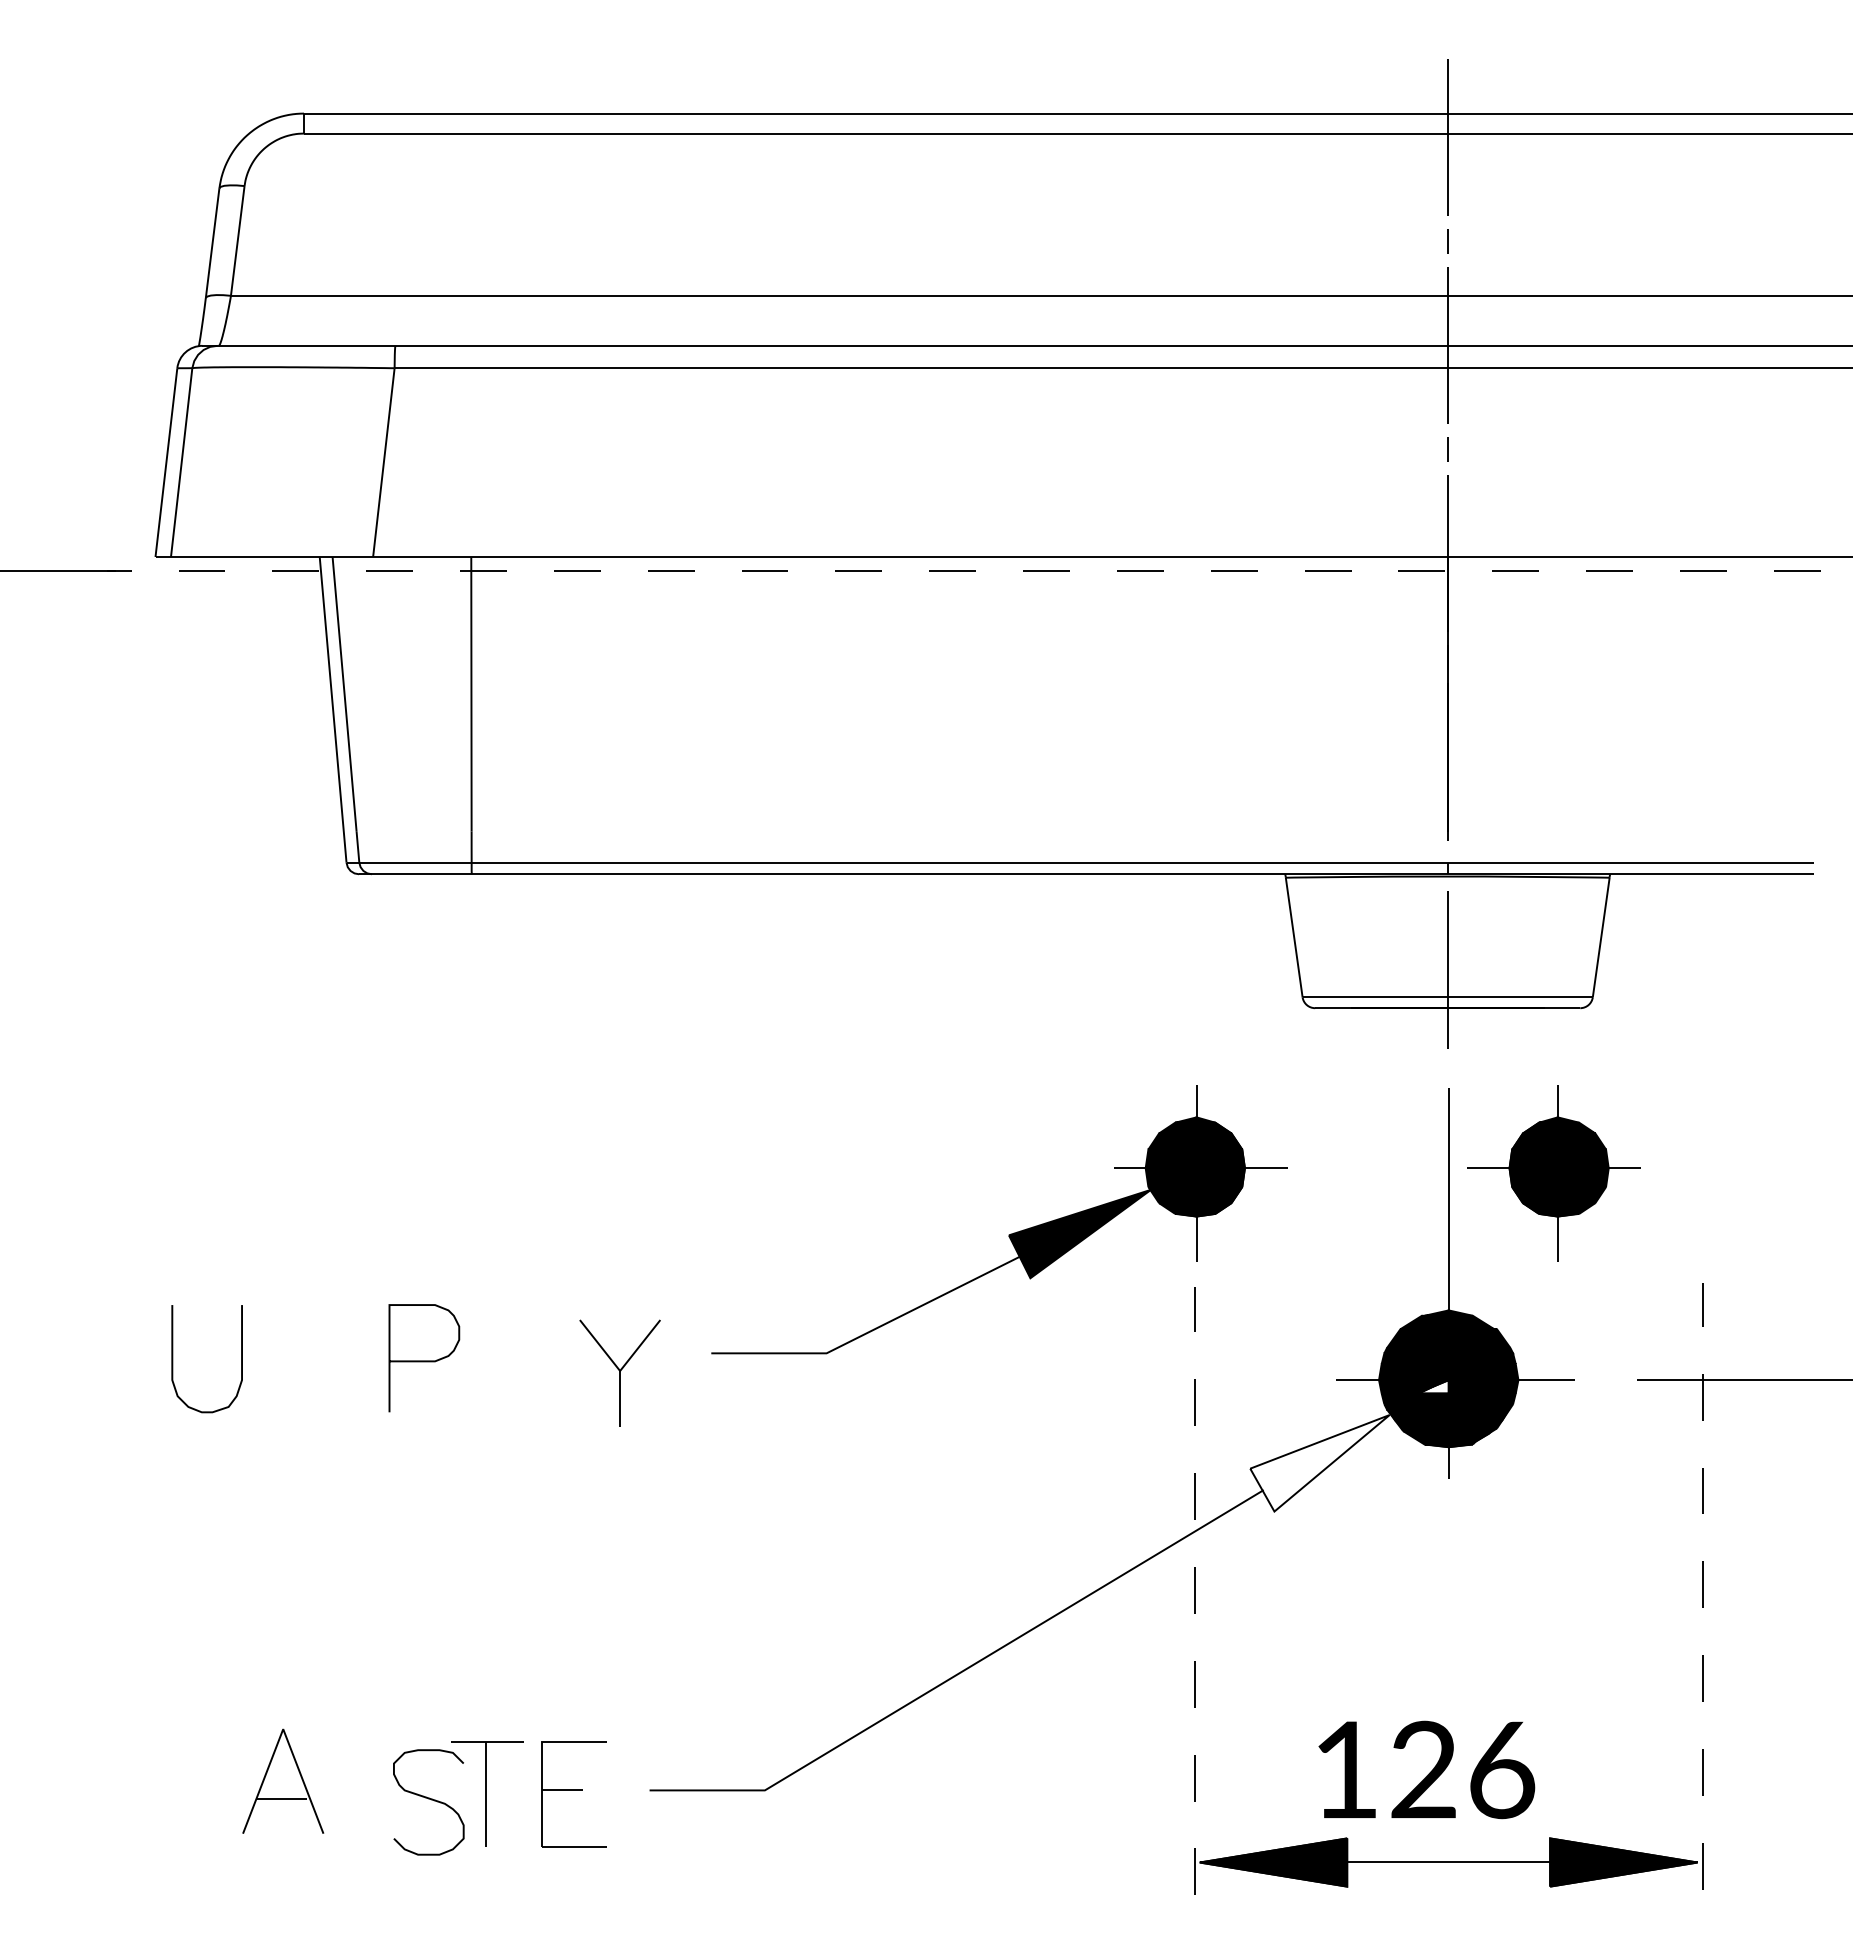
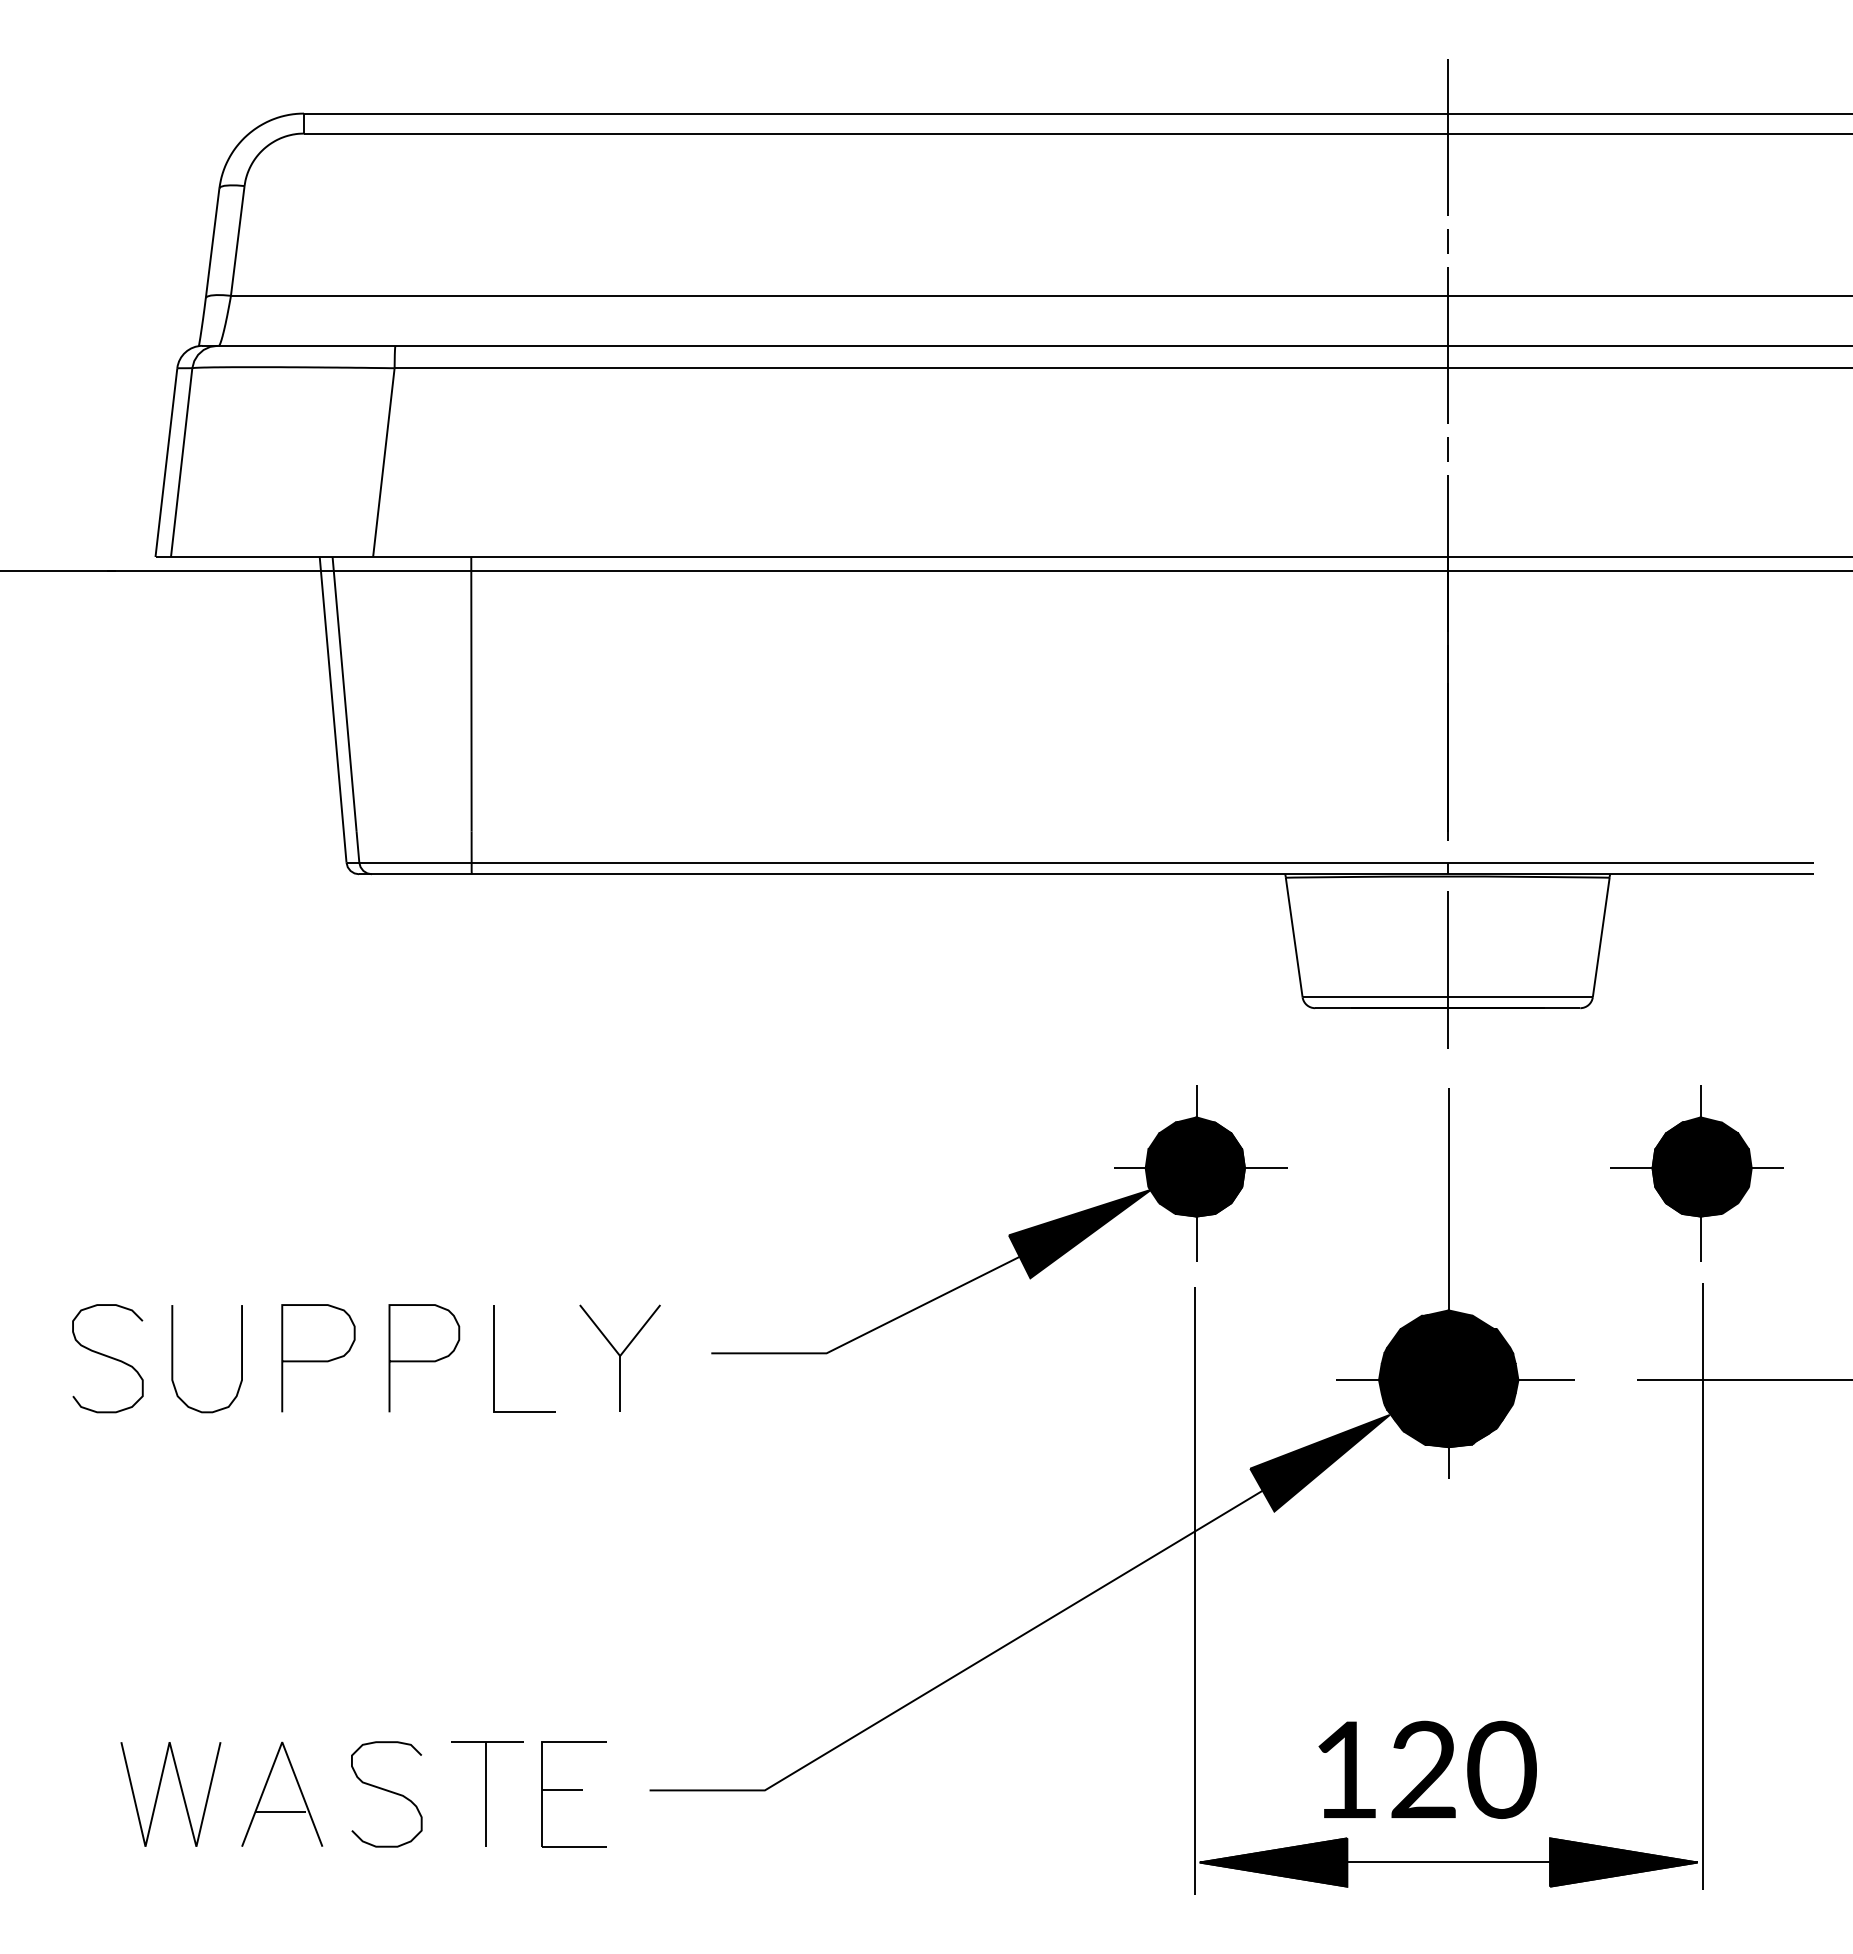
line: dashed -> solid (979, 571)
part position: (1553, 1173) -> (1696, 1173) (1696, 1173)
curve: none -> present (107, 1357)
line: none -> present (494, 1358)
curve: none -> present (318, 1360)
part position: (619, 1372) -> (619, 1357) (619, 1357)
fill: none -> present (1432, 1386)
fill: none -> present (1319, 1463)
line: dashed -> solid (1702, 1585)
line: dashed -> solid (1195, 1590)
text: 126 -> 120 (1501, 1769)
part position: (299, 1774) -> (298, 1787) (298, 1787)
line: none -> present (181, 1793)
curve position: (428, 1799) -> (386, 1791) (386, 1791)
